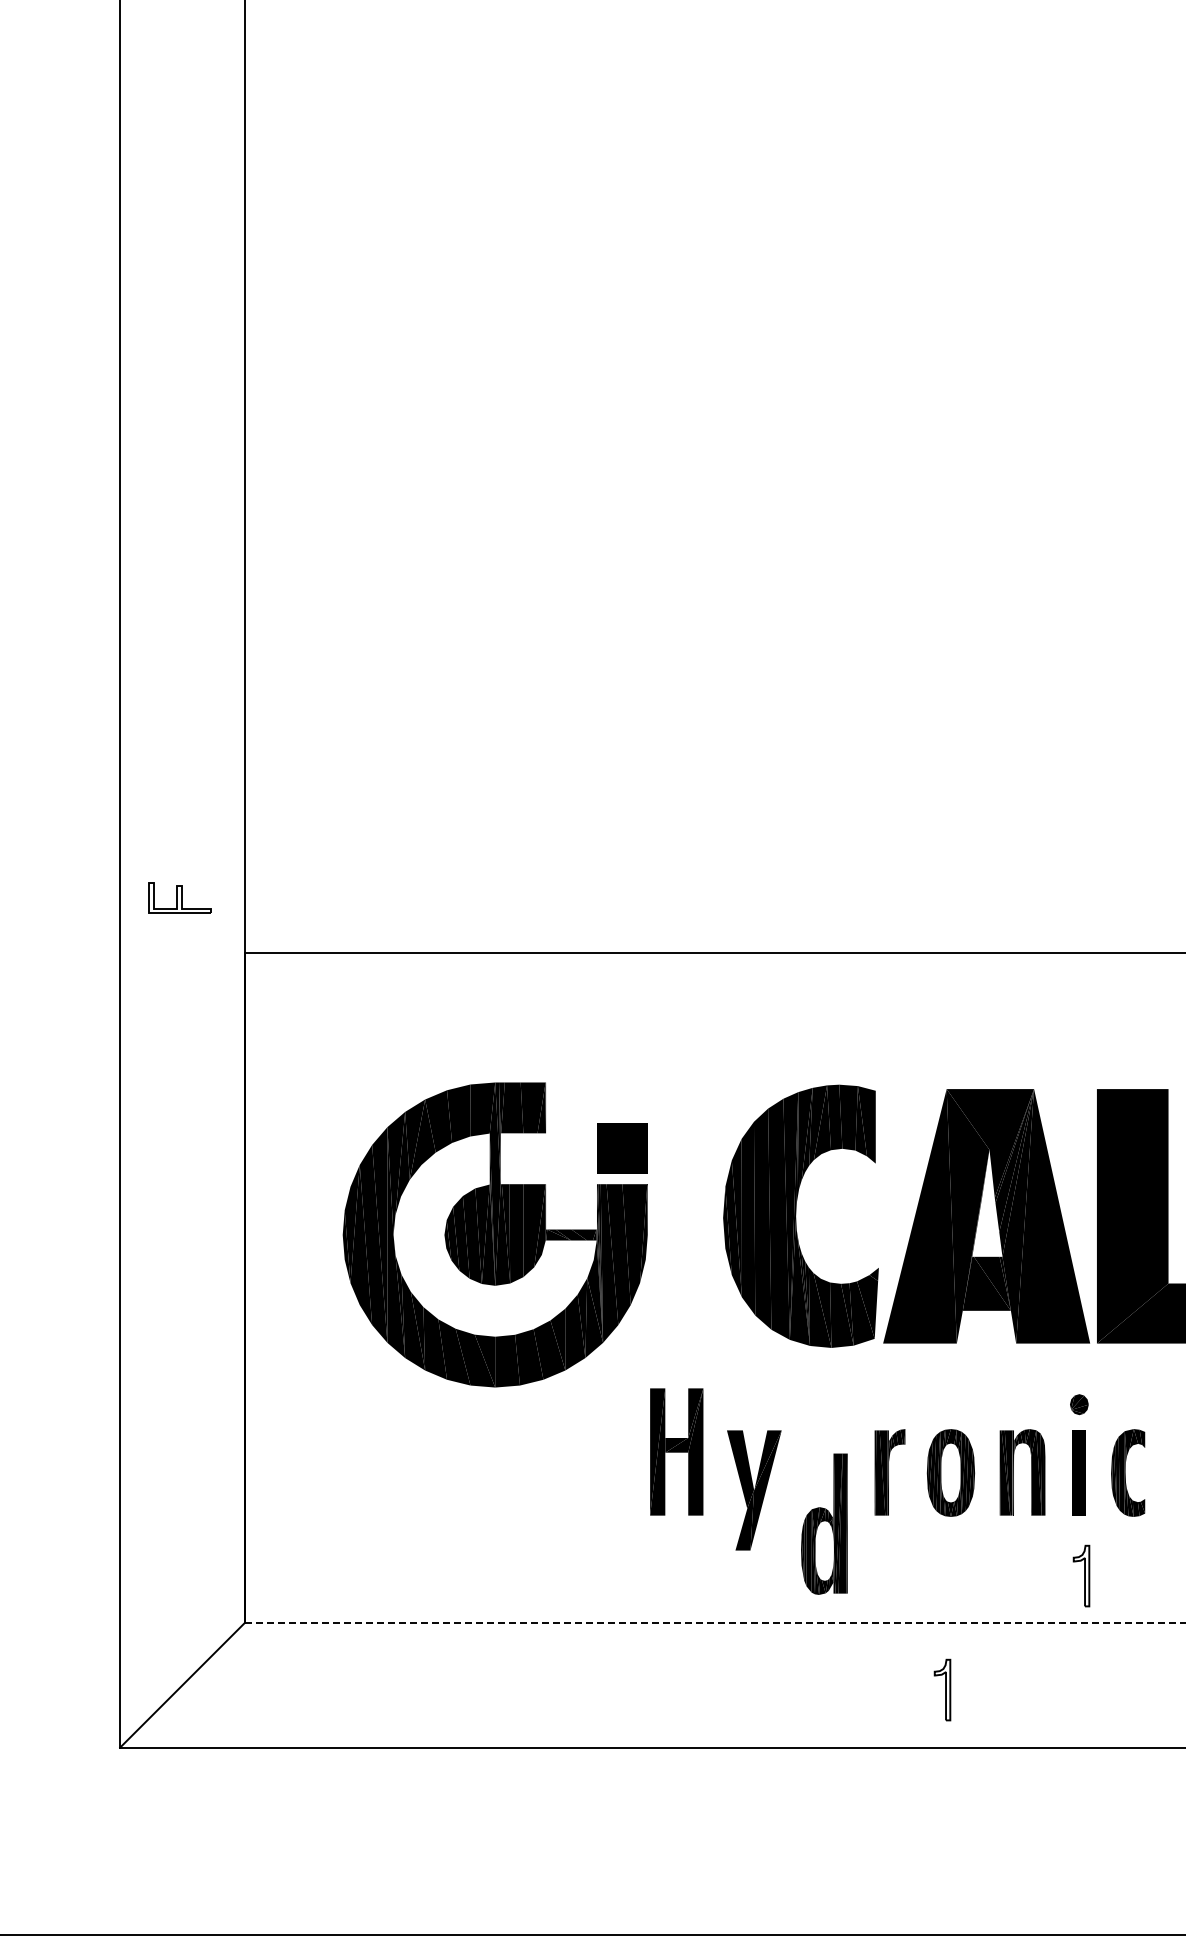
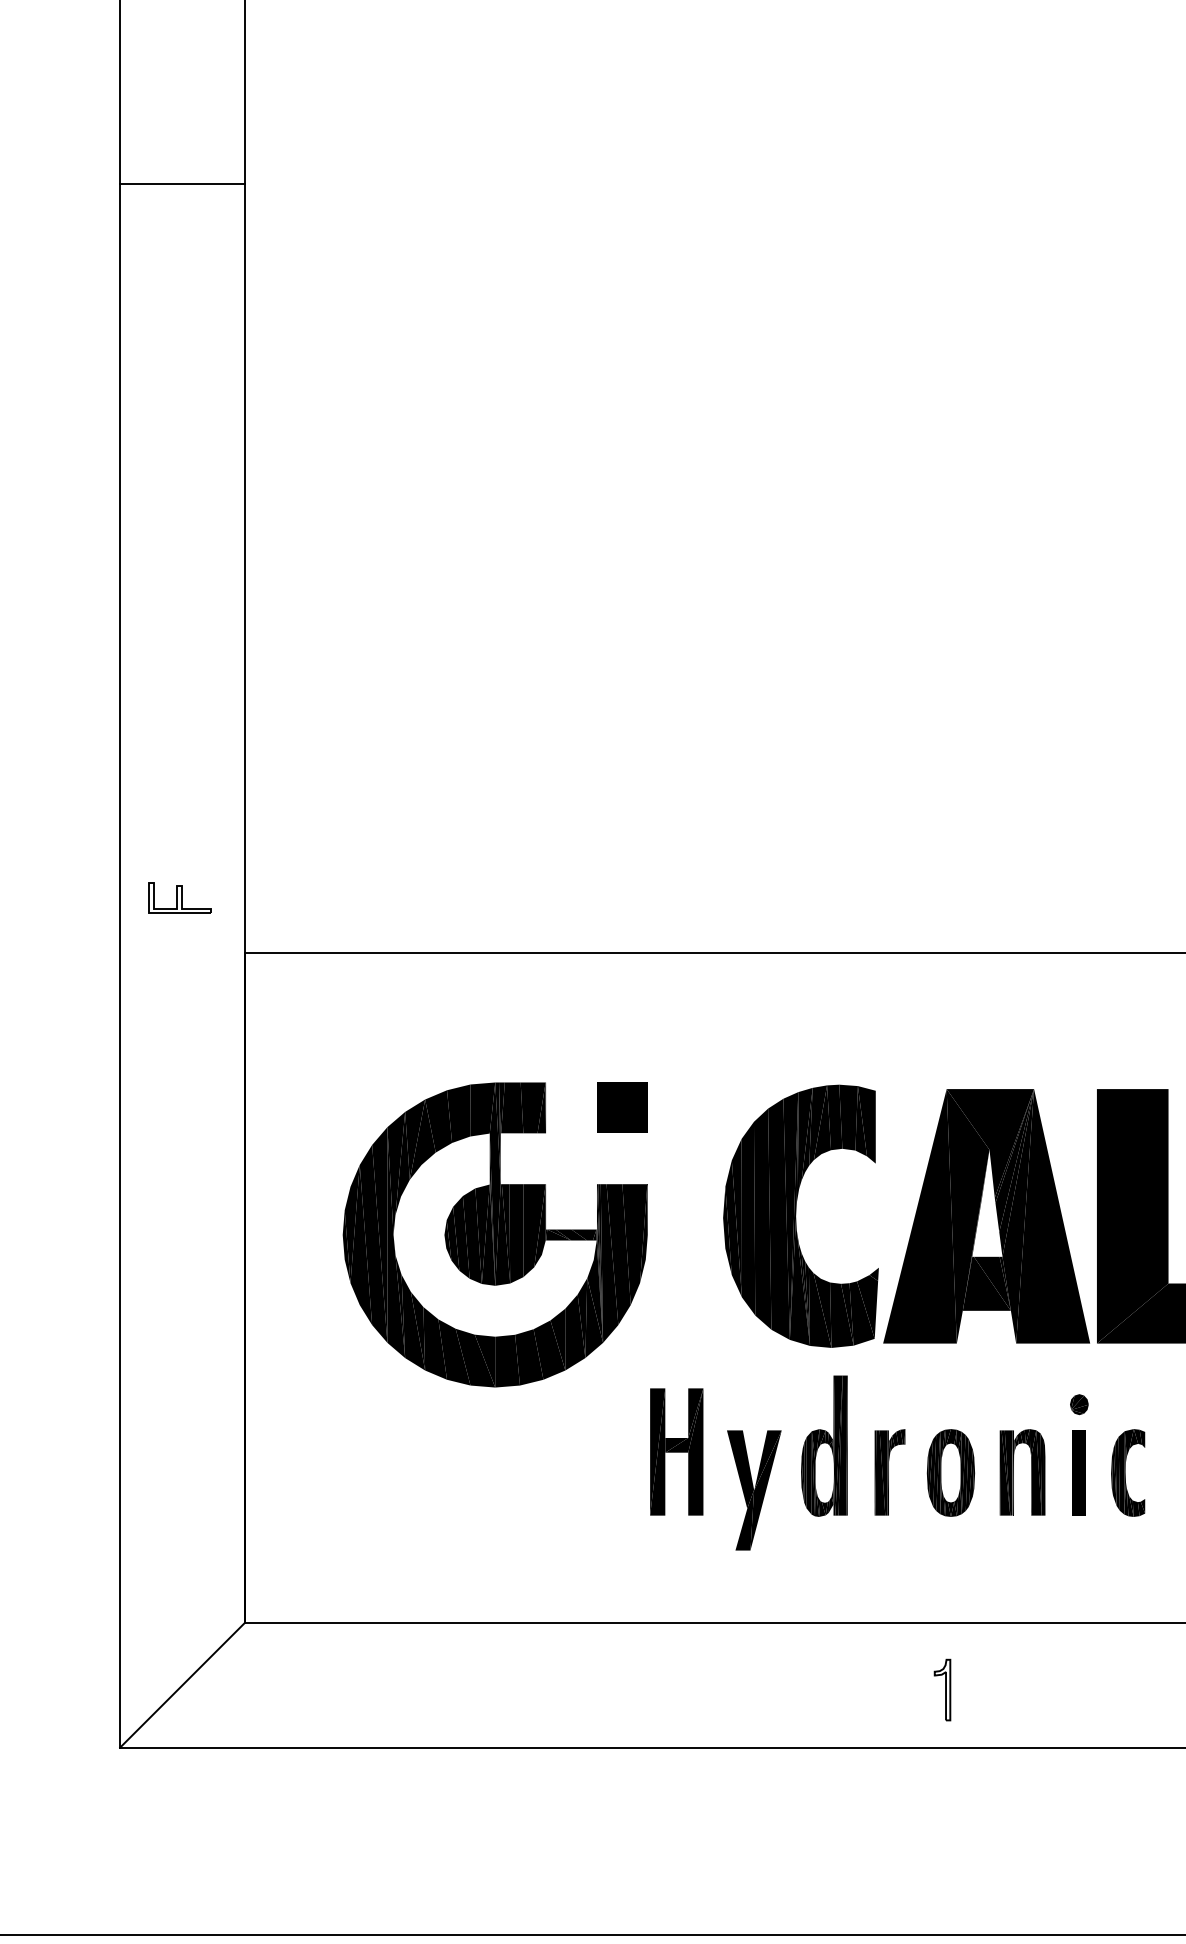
line: none -> present (182, 184)
part position: (622, 1148) -> (622, 1107) (622, 1107)
part position: (824, 1523) -> (824, 1445) (824, 1445)
part: present -> none (1081, 1575)
line: dashed -> solid (715, 1623)
